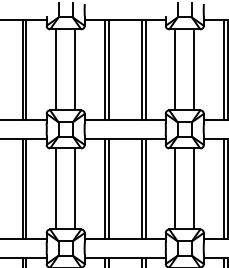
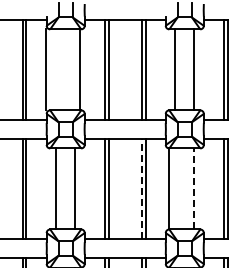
line position: (56, 69) -> (46, 69) (46, 69)
line position: (75, 69) -> (80, 69) (80, 69)
line: solid -> dashed (141, 188)
line position: (175, 188) -> (169, 188) (169, 188)
line: solid -> dashed (194, 188)
